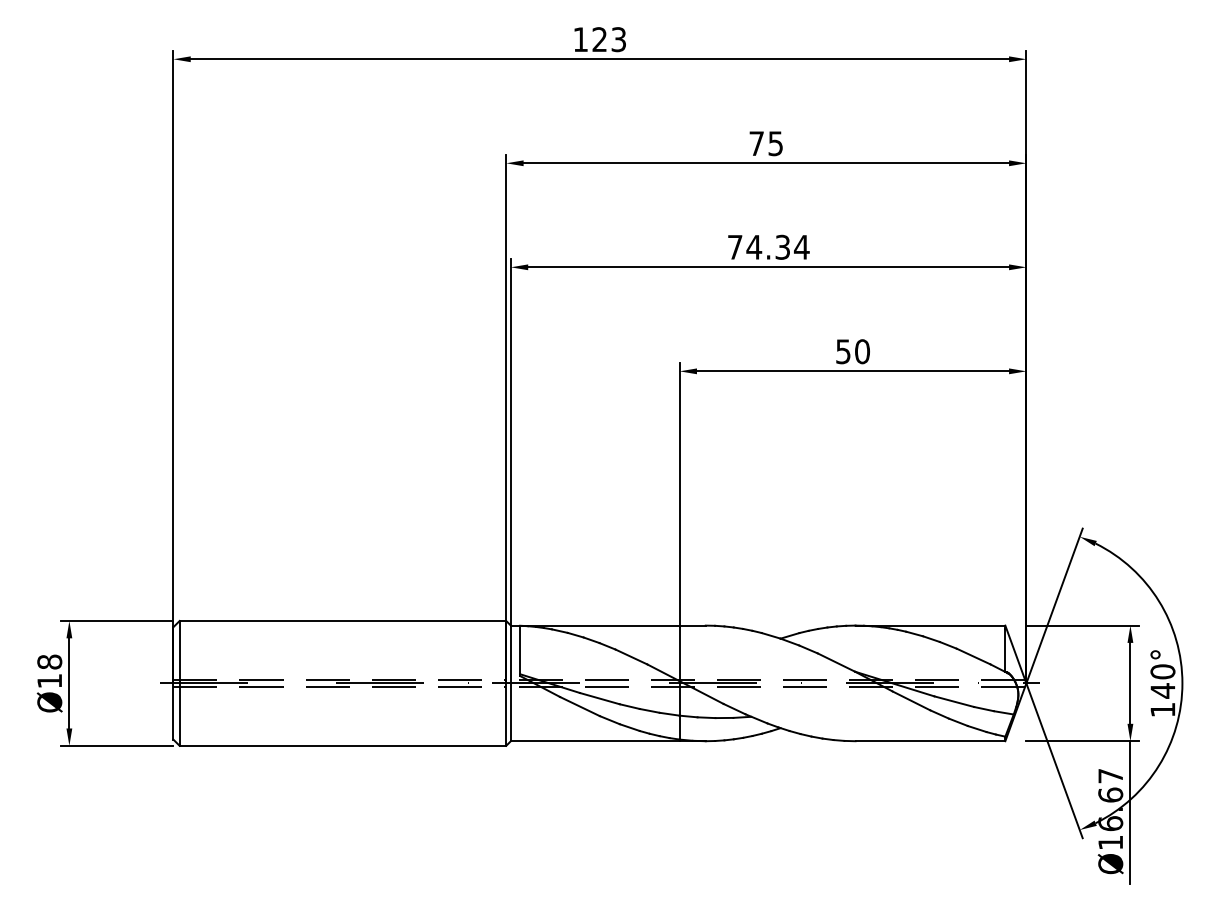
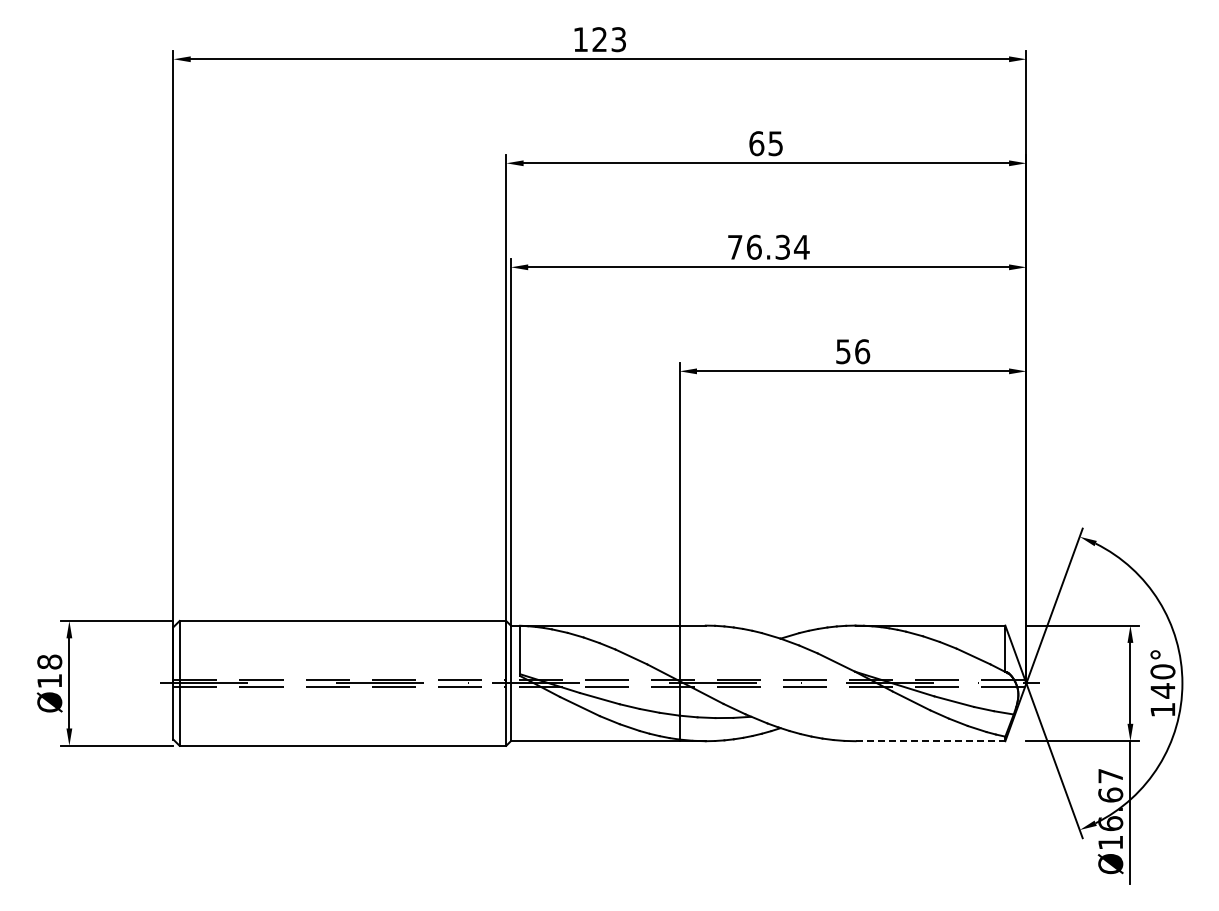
text: 75 -> 65 (756, 143)
text: 74.34 -> 76.34 (754, 246)
text: 50 -> 56 (862, 351)
line: solid -> dashed (930, 741)
